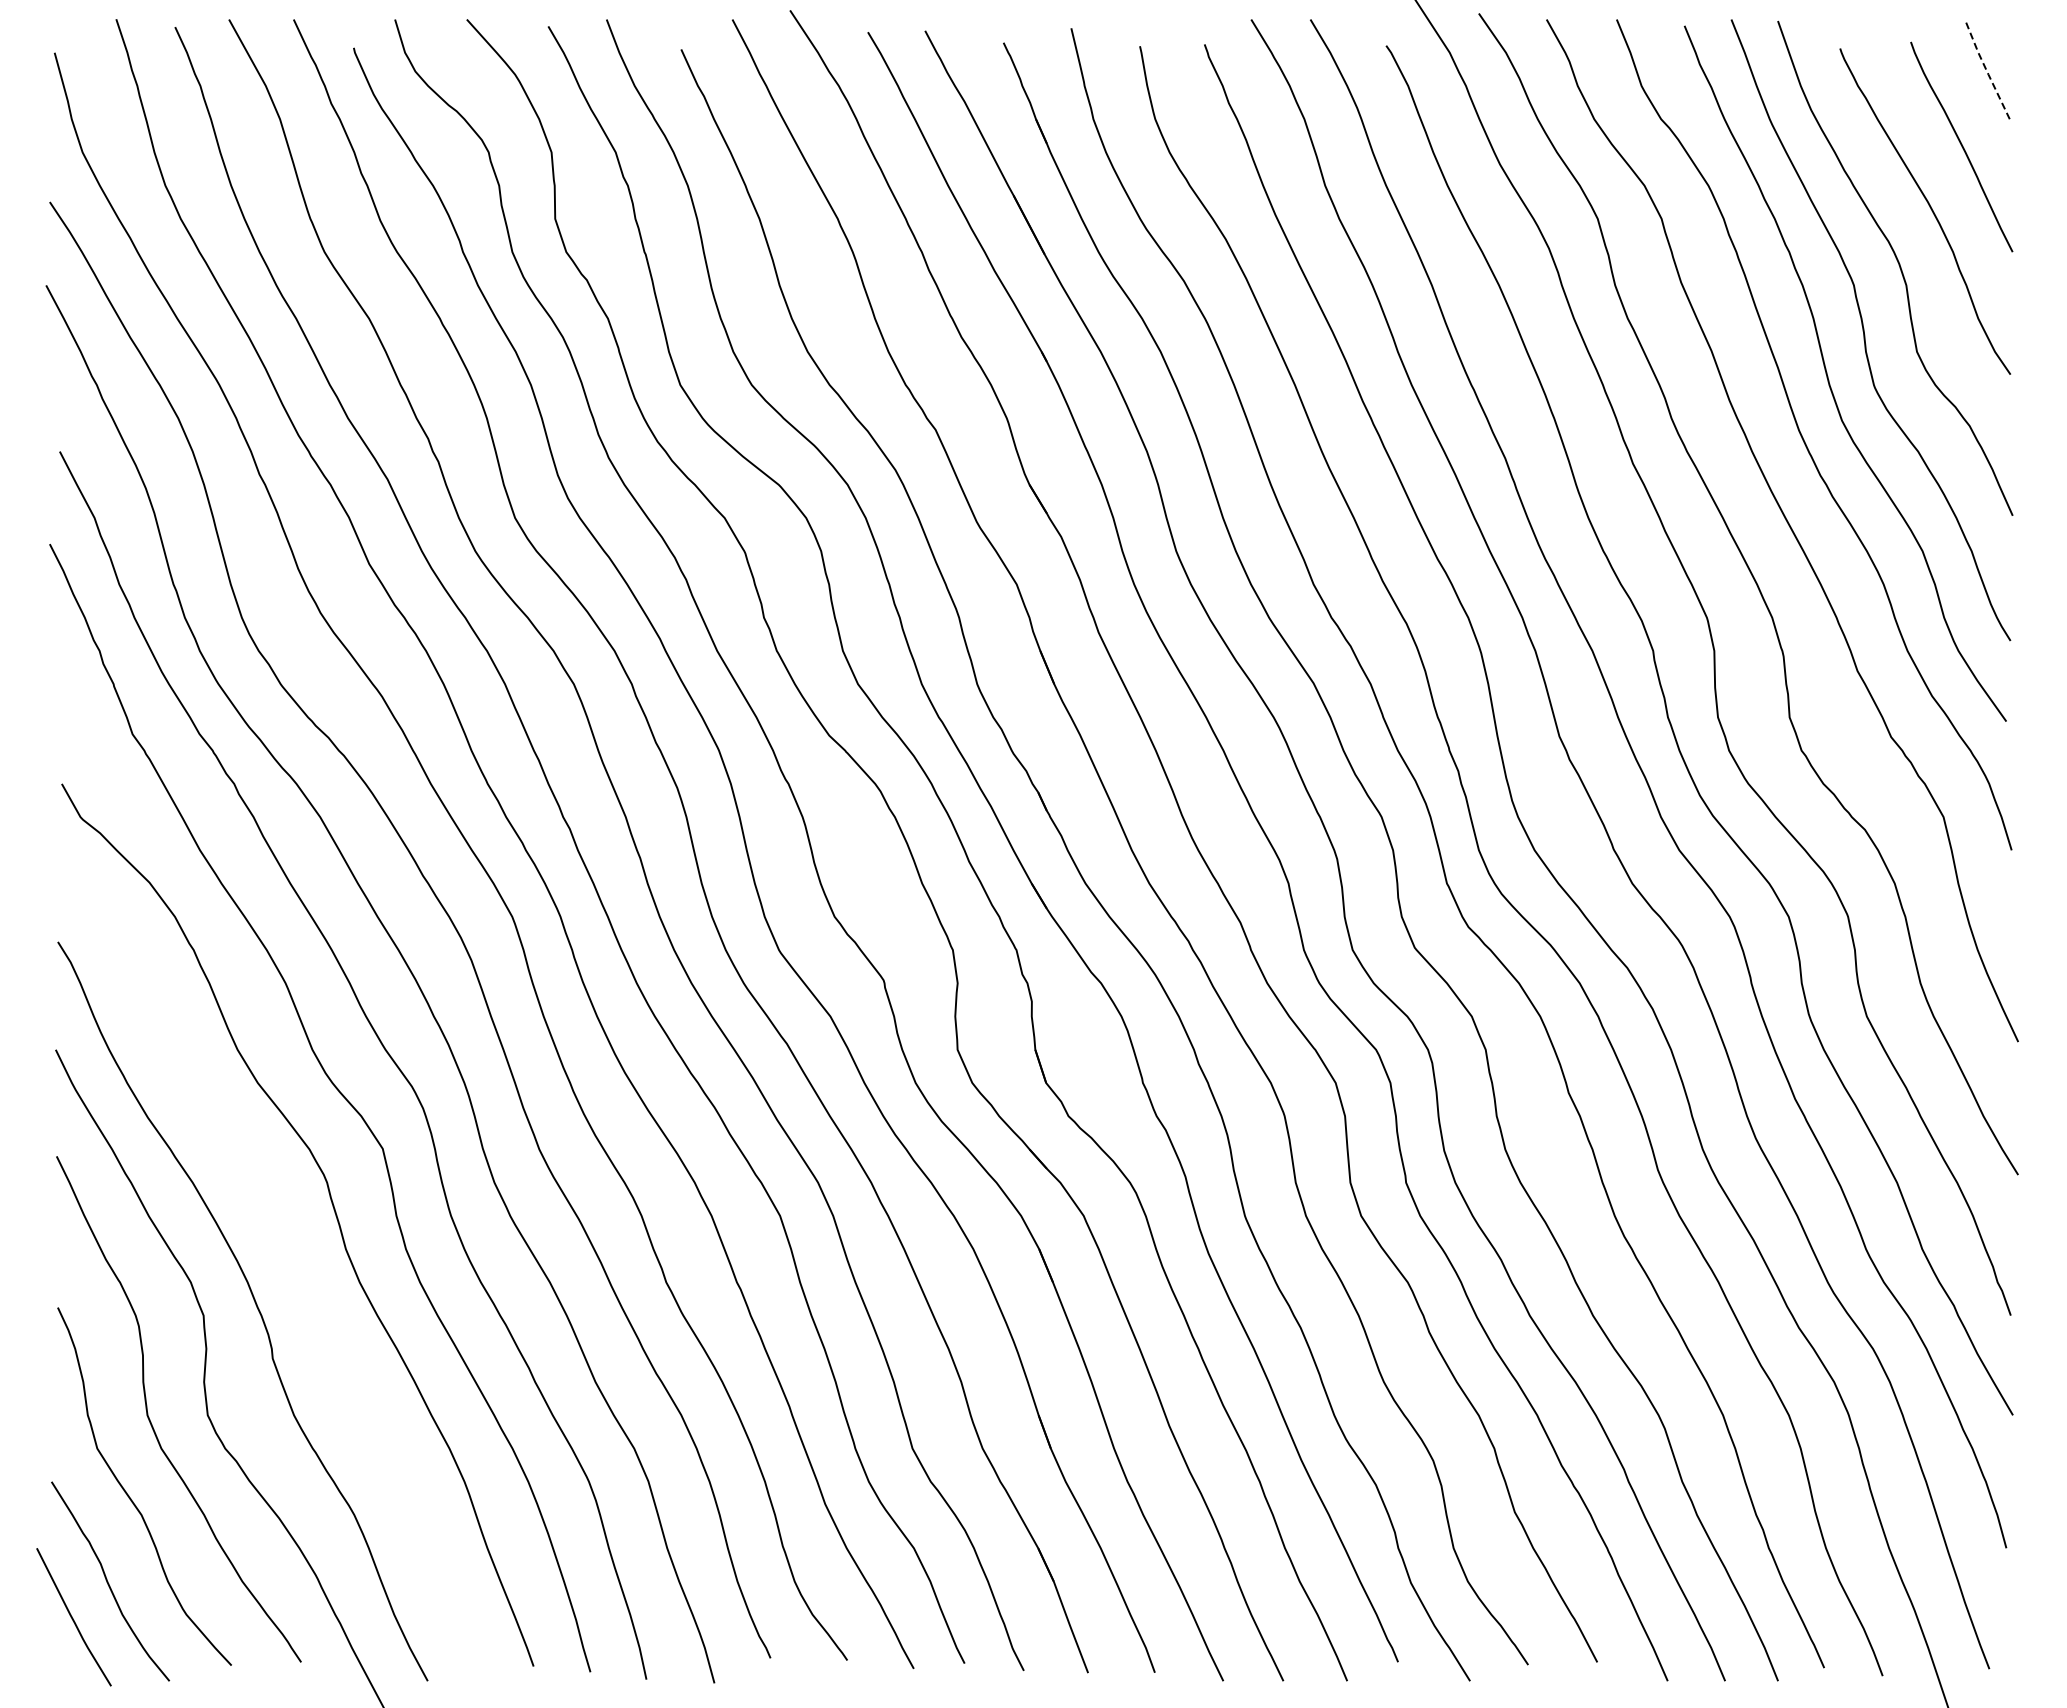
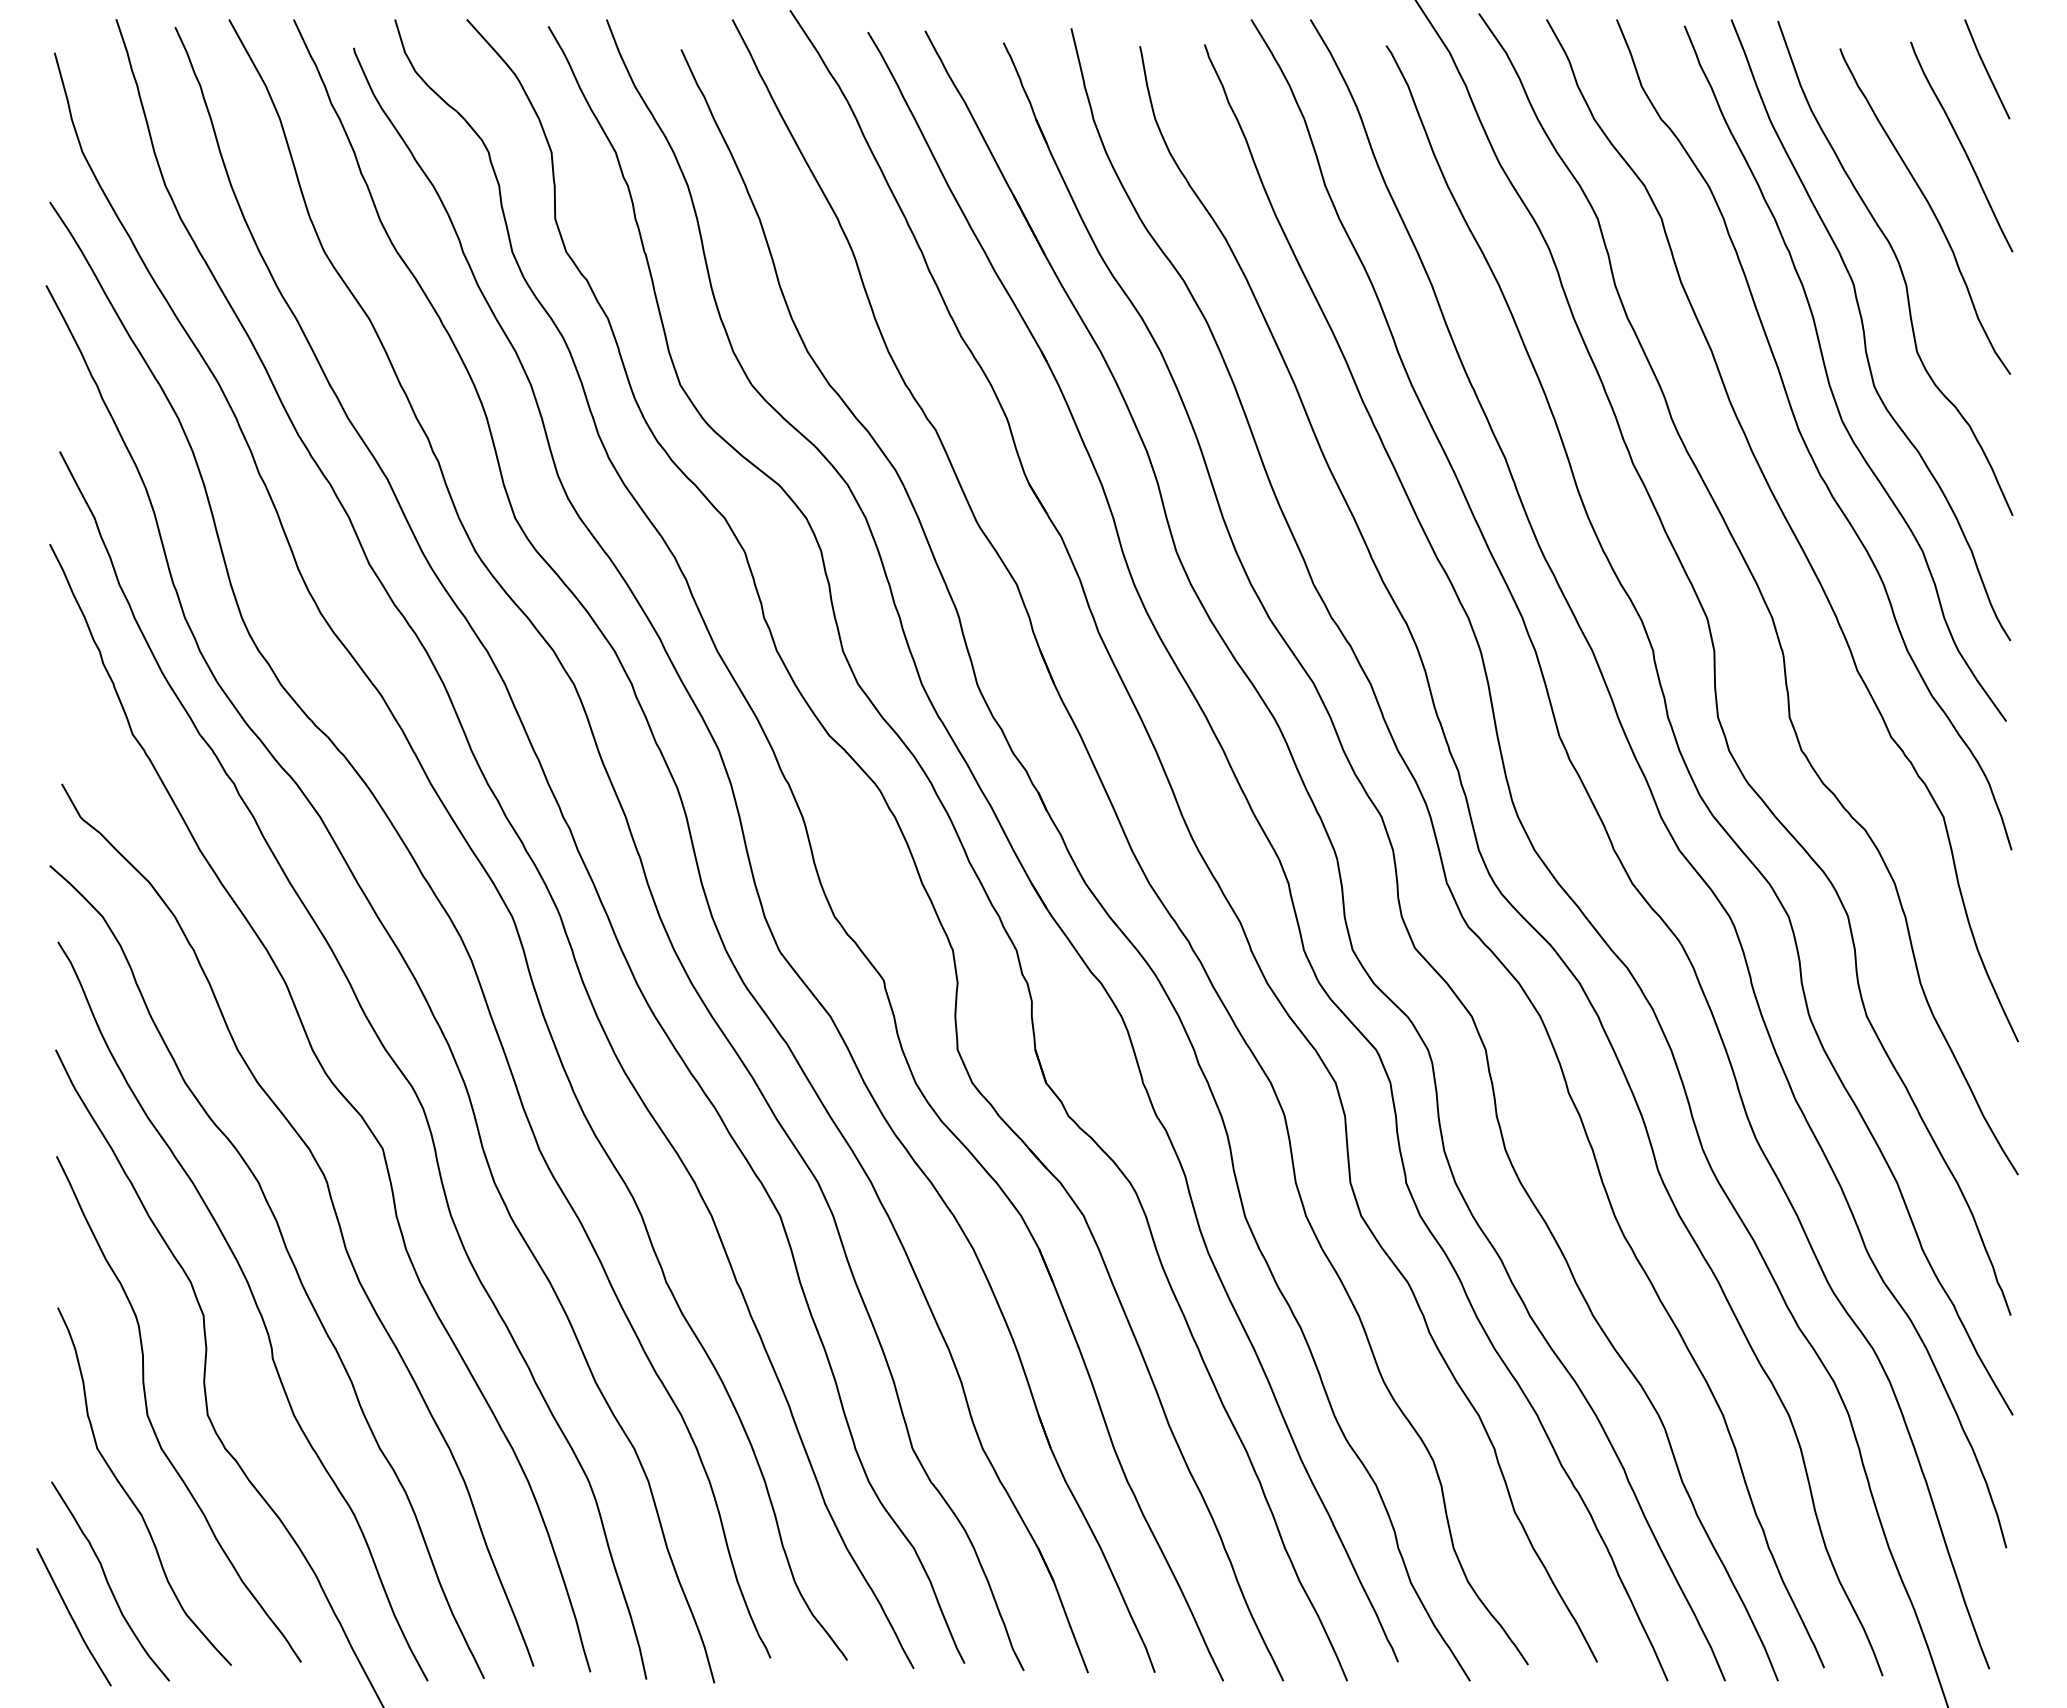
line: dashed -> solid (1986, 69)
curve: none -> present (290, 1260)
